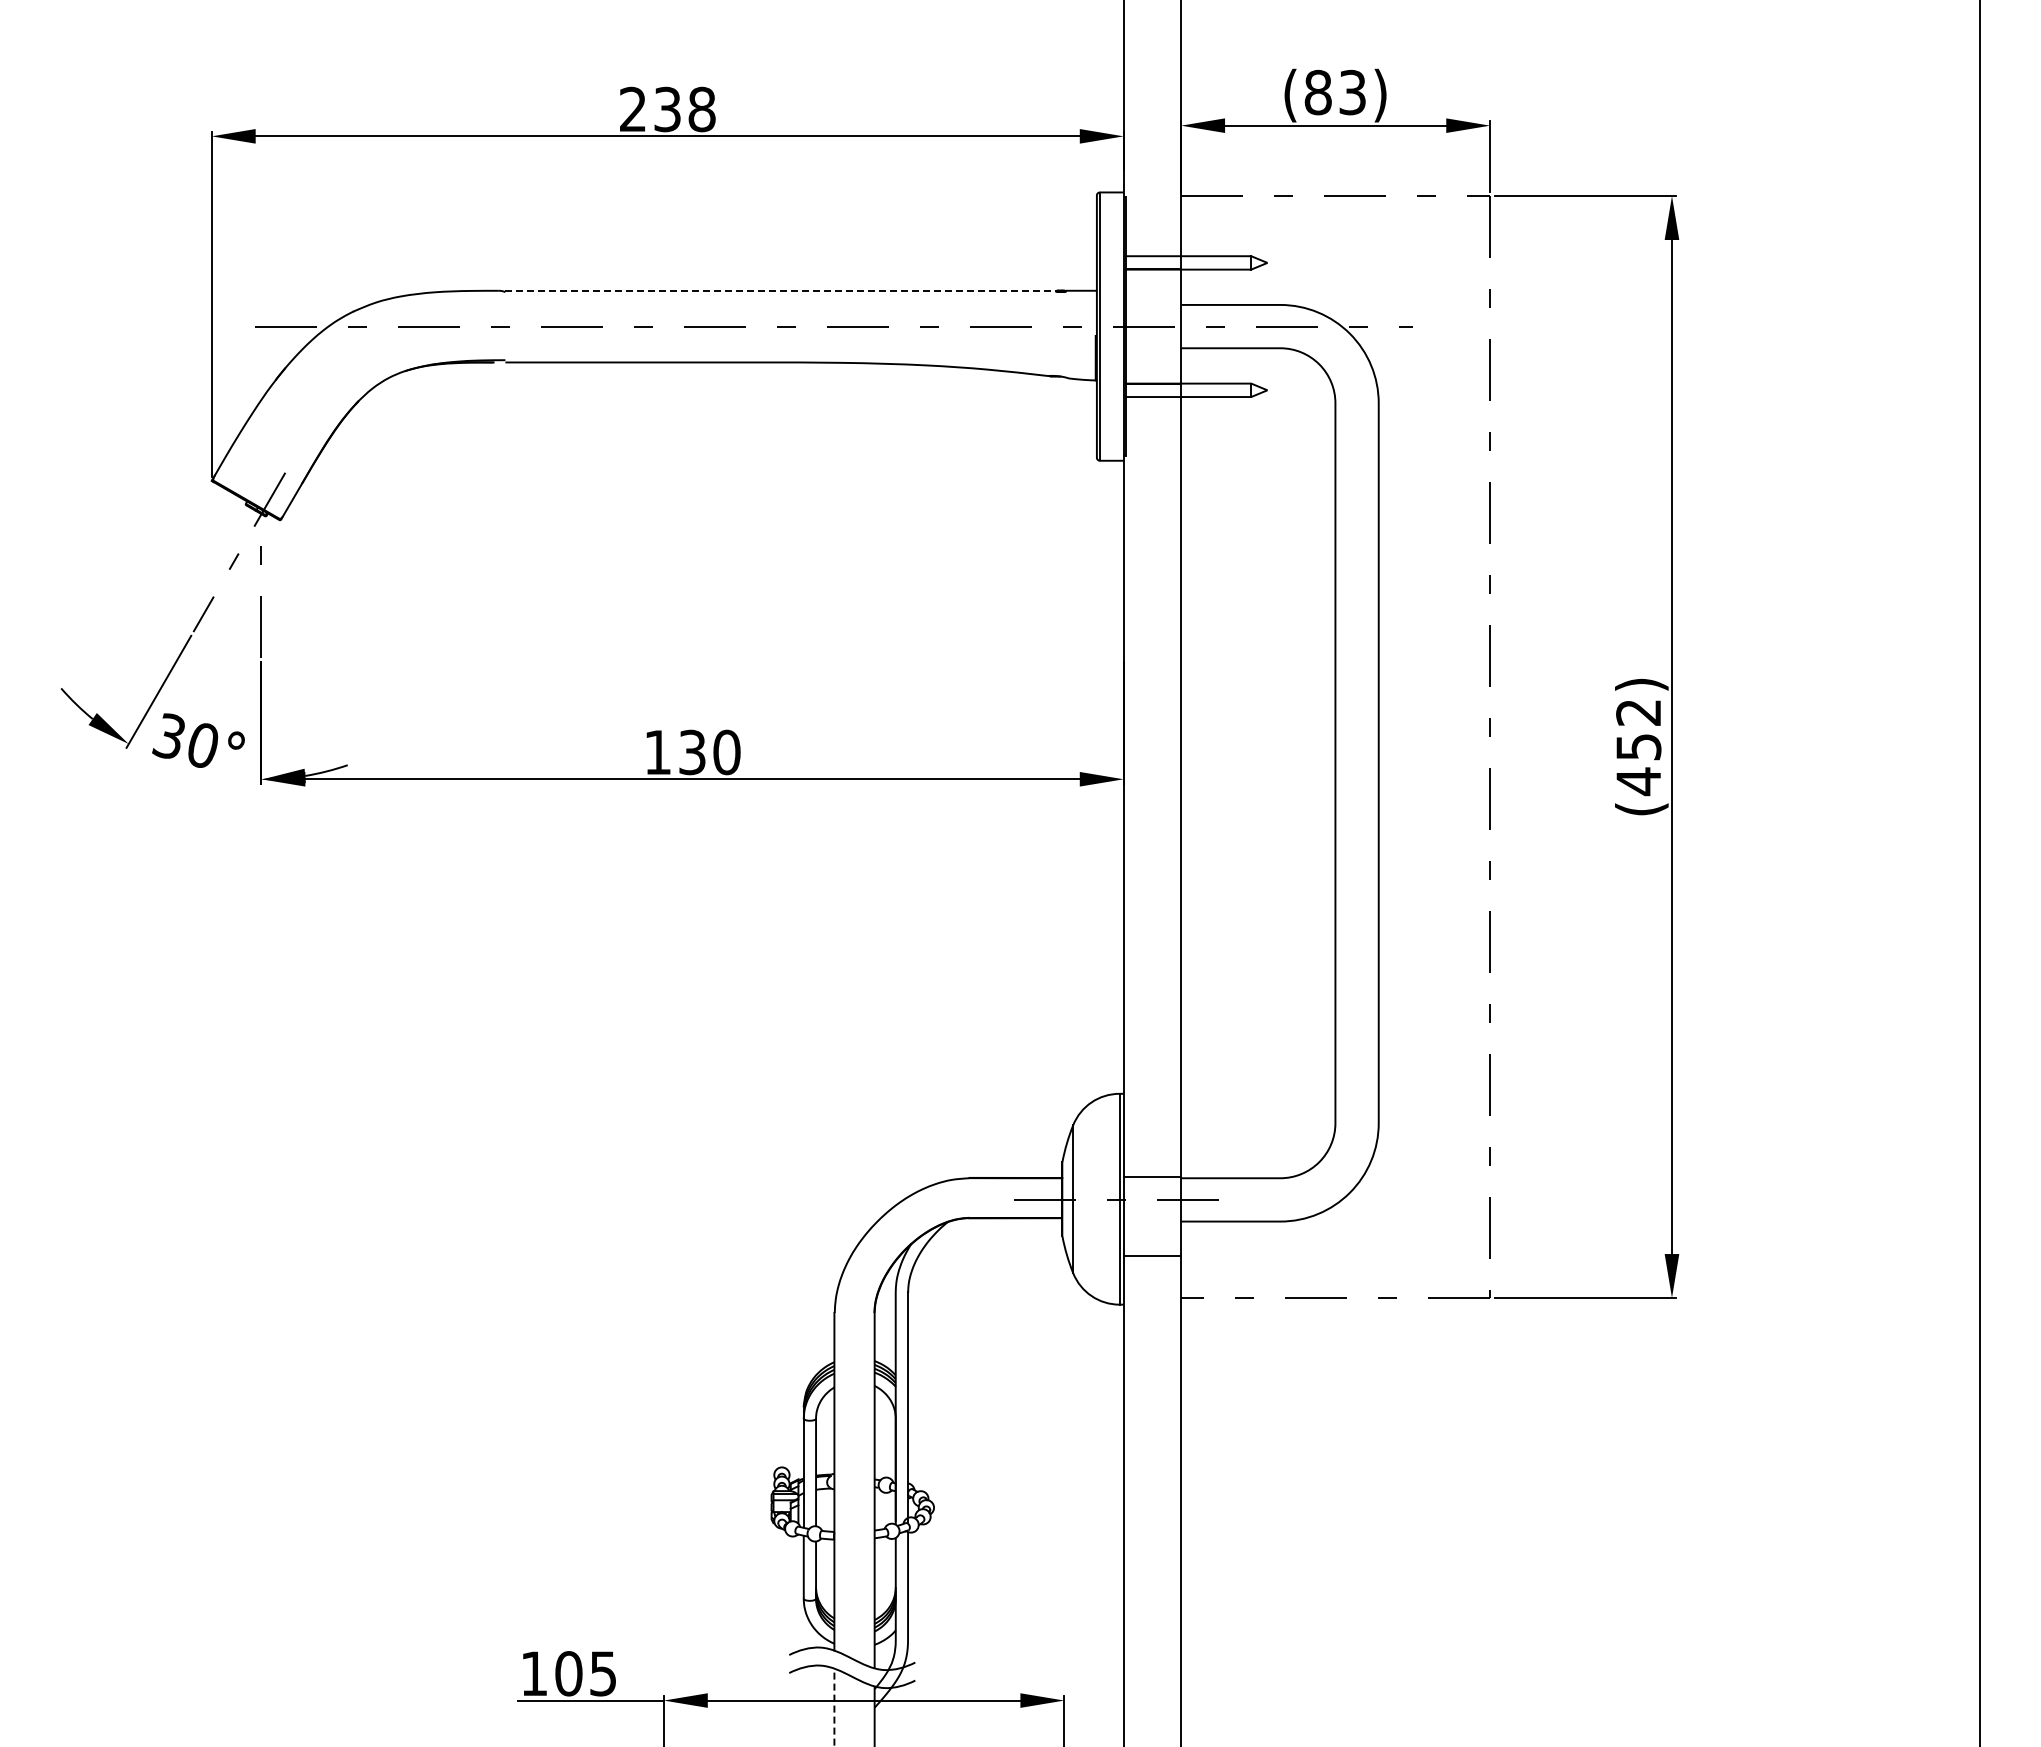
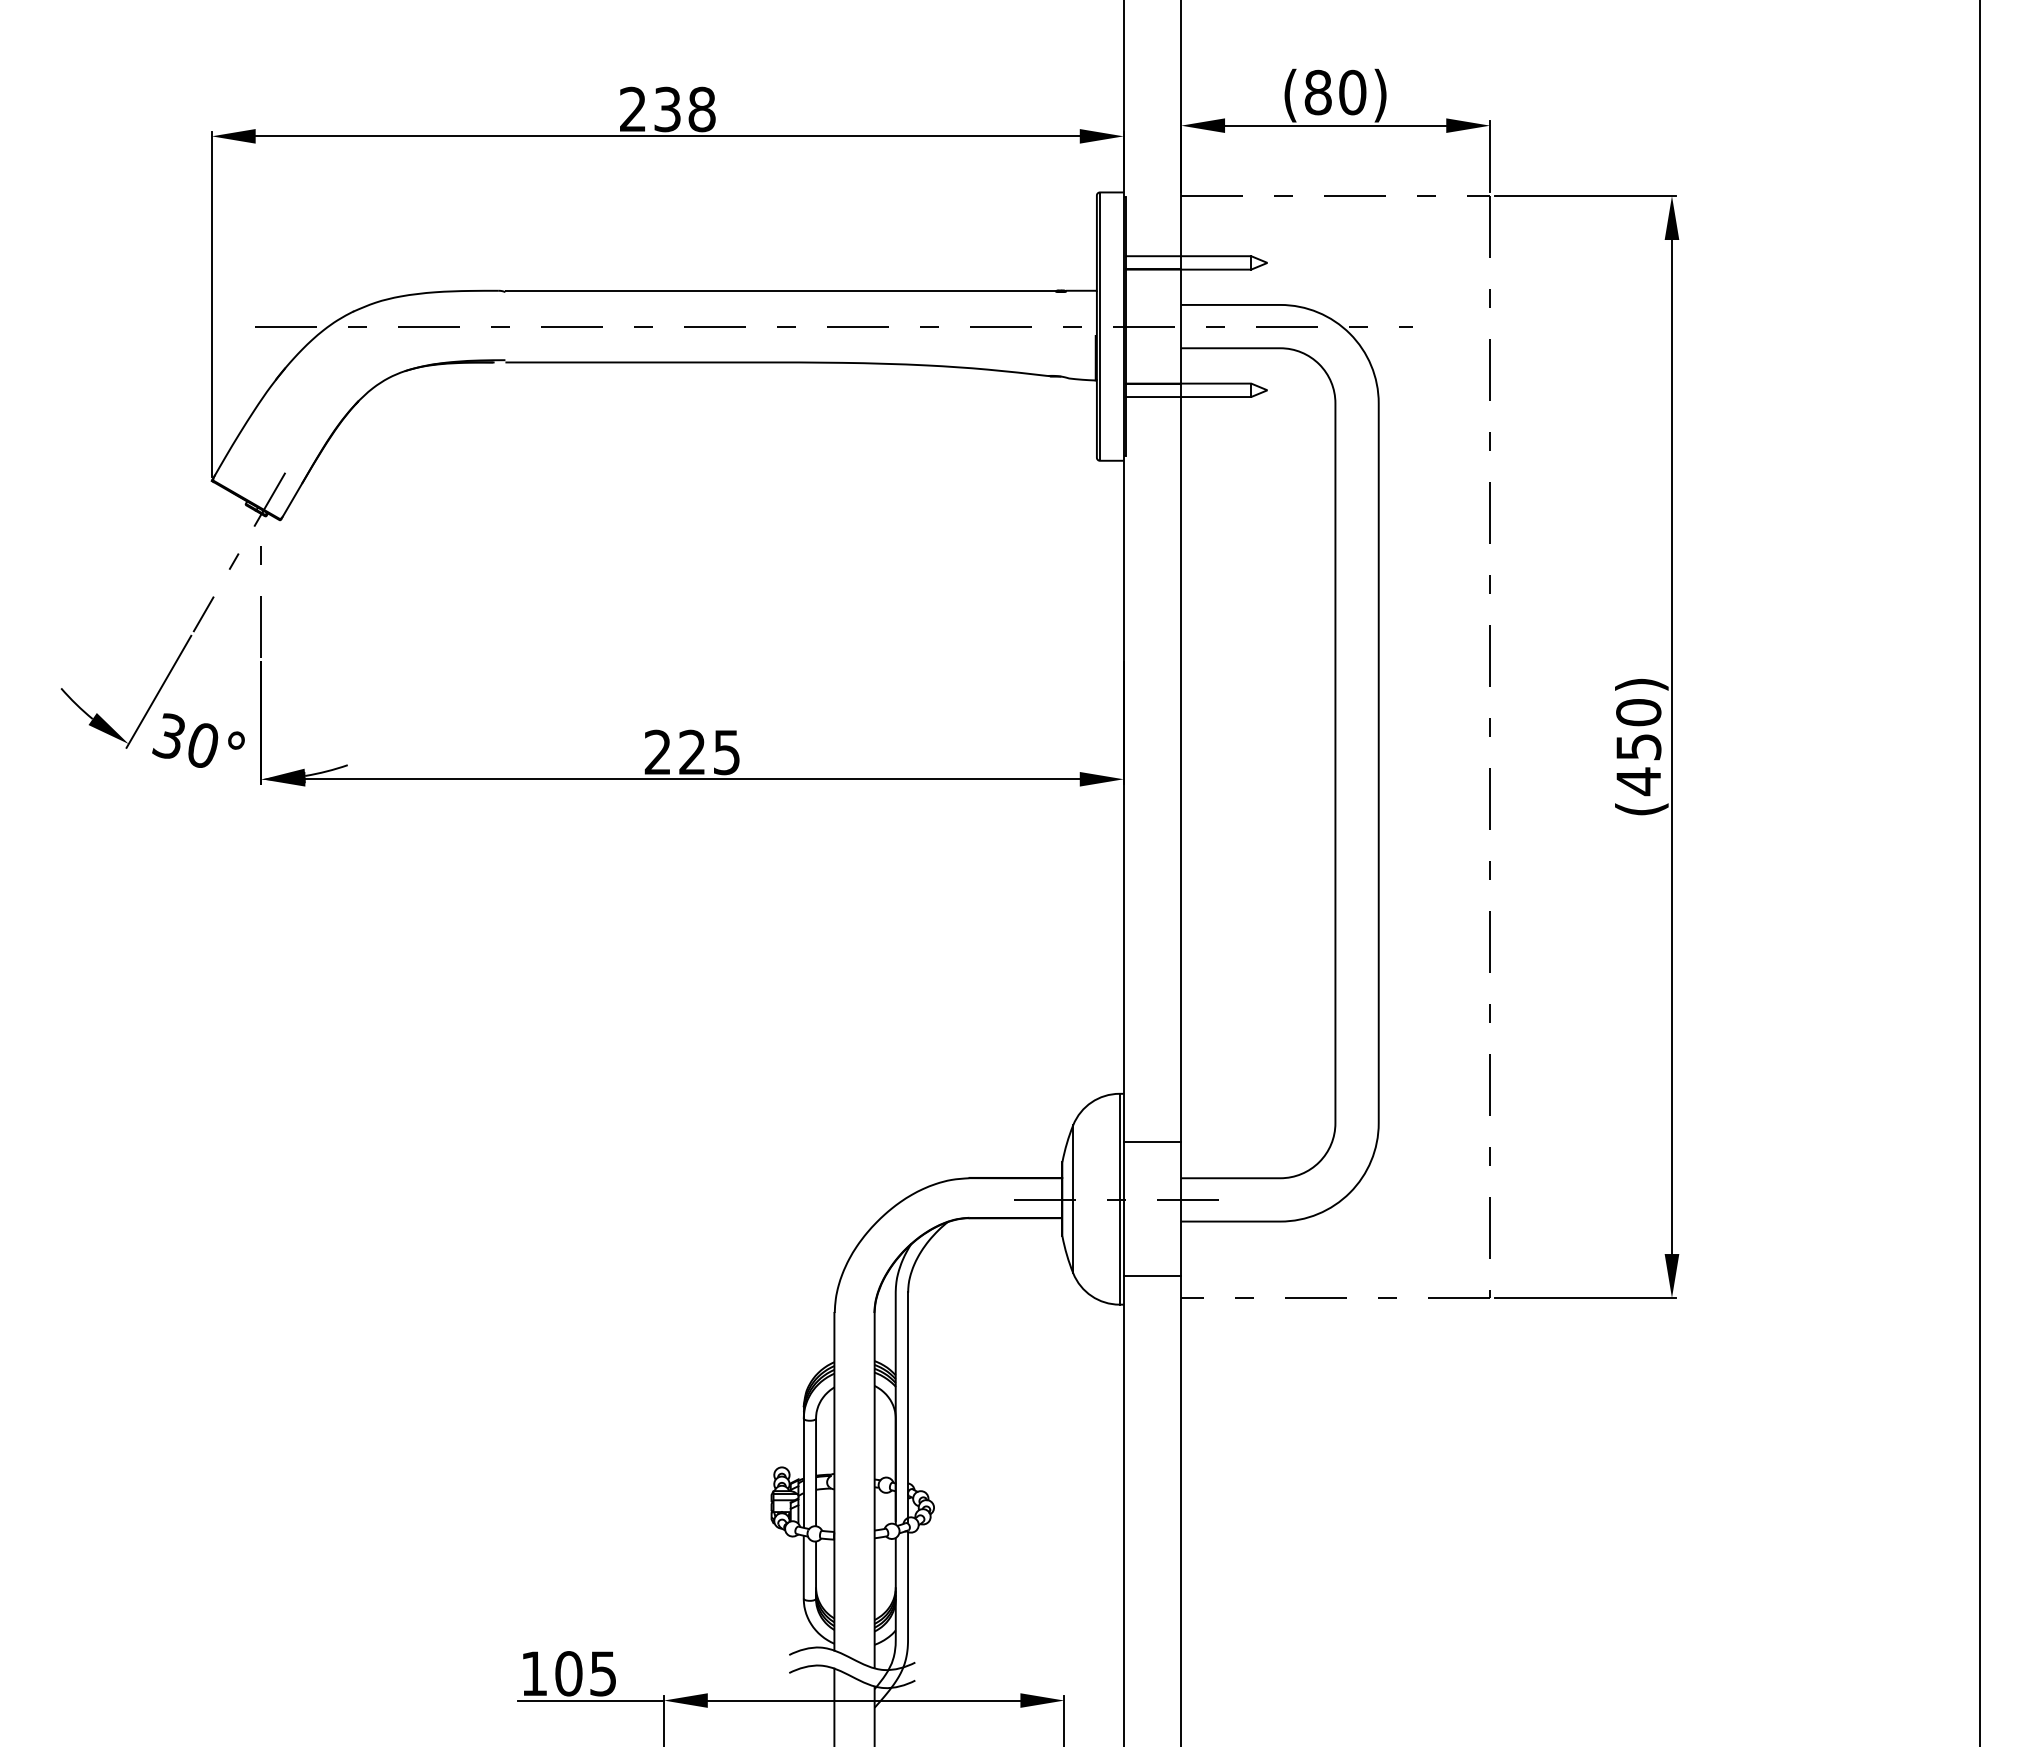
text: (83) -> (80) (1352, 92)
line: dashed -> solid (780, 290)
text: (452) -> (450) (1638, 712)
text: 130 -> 225 (692, 752)
line position: (1152, 1176) -> (1152, 1141) (1152, 1141)
line position: (1152, 1255) -> (1152, 1275) (1152, 1275)
line: dashed -> solid (834, 1707)
